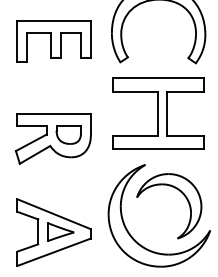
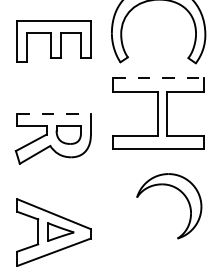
line: solid -> dashed (159, 77)
line: solid -> dashed (54, 113)
part: present -> none (134, 238)
